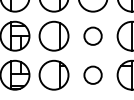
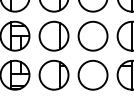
circle diameter: 17 px -> 29 px (92, 35)
circle diameter: 17 px -> 29 px (92, 74)
